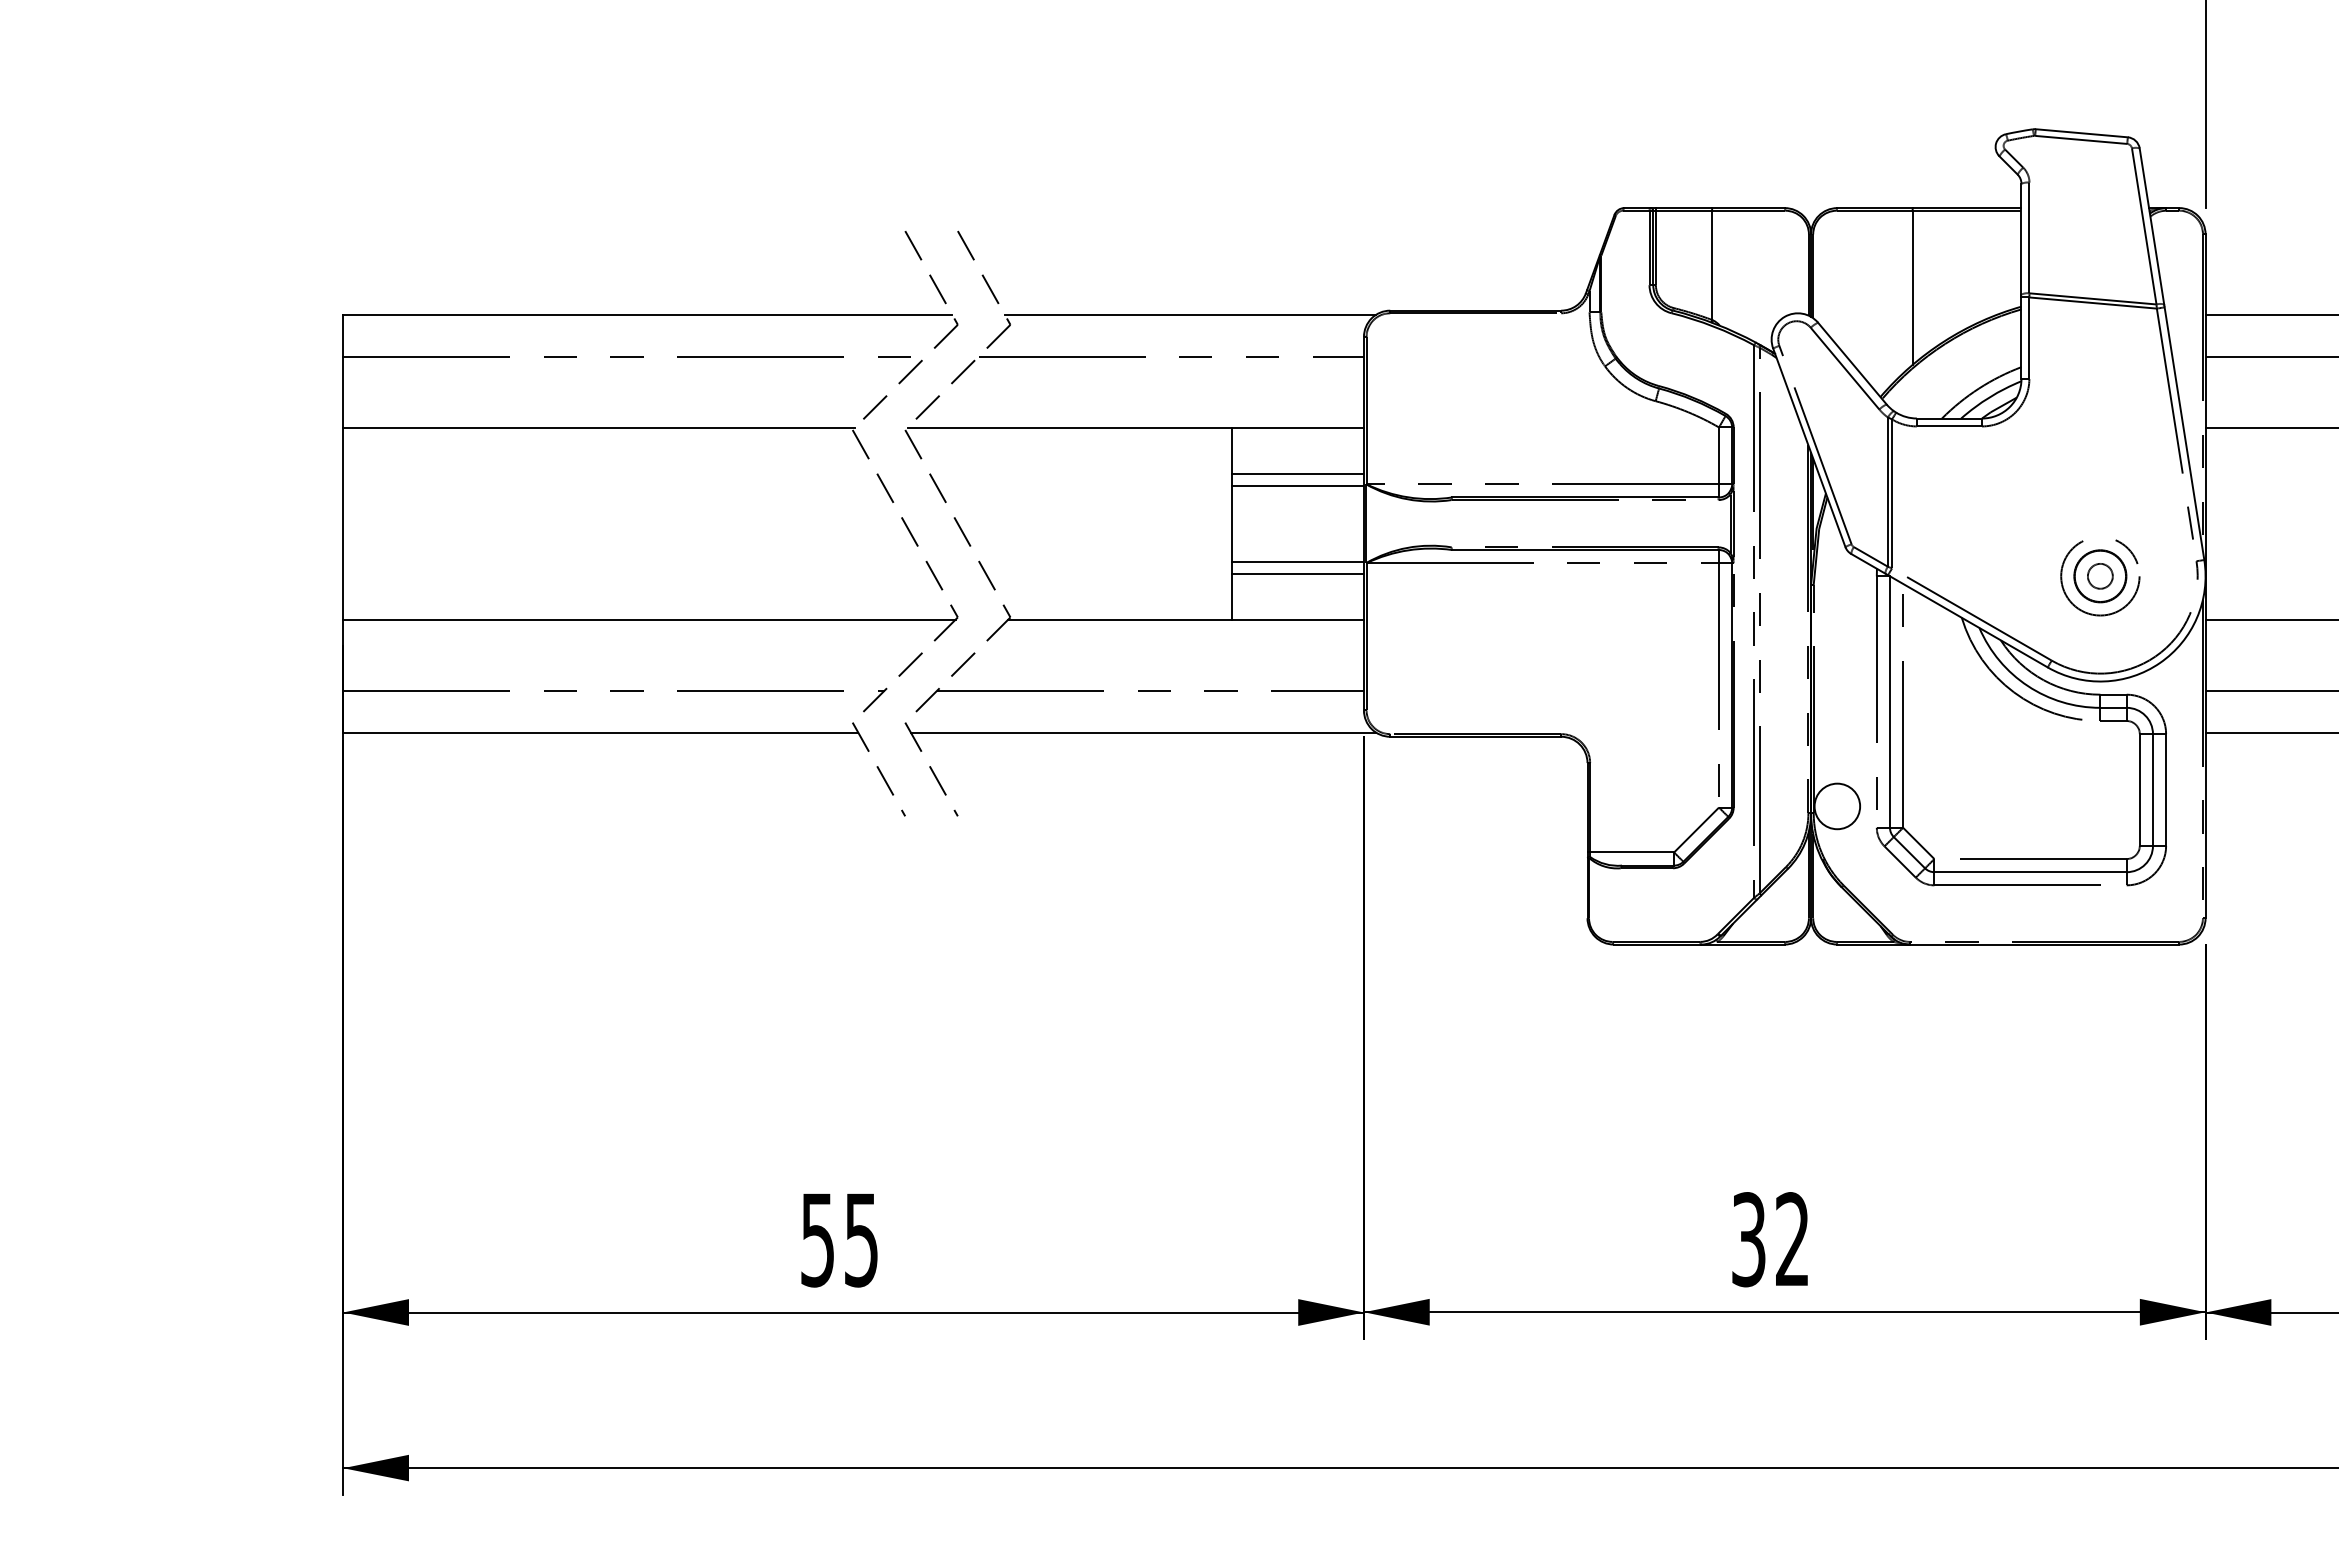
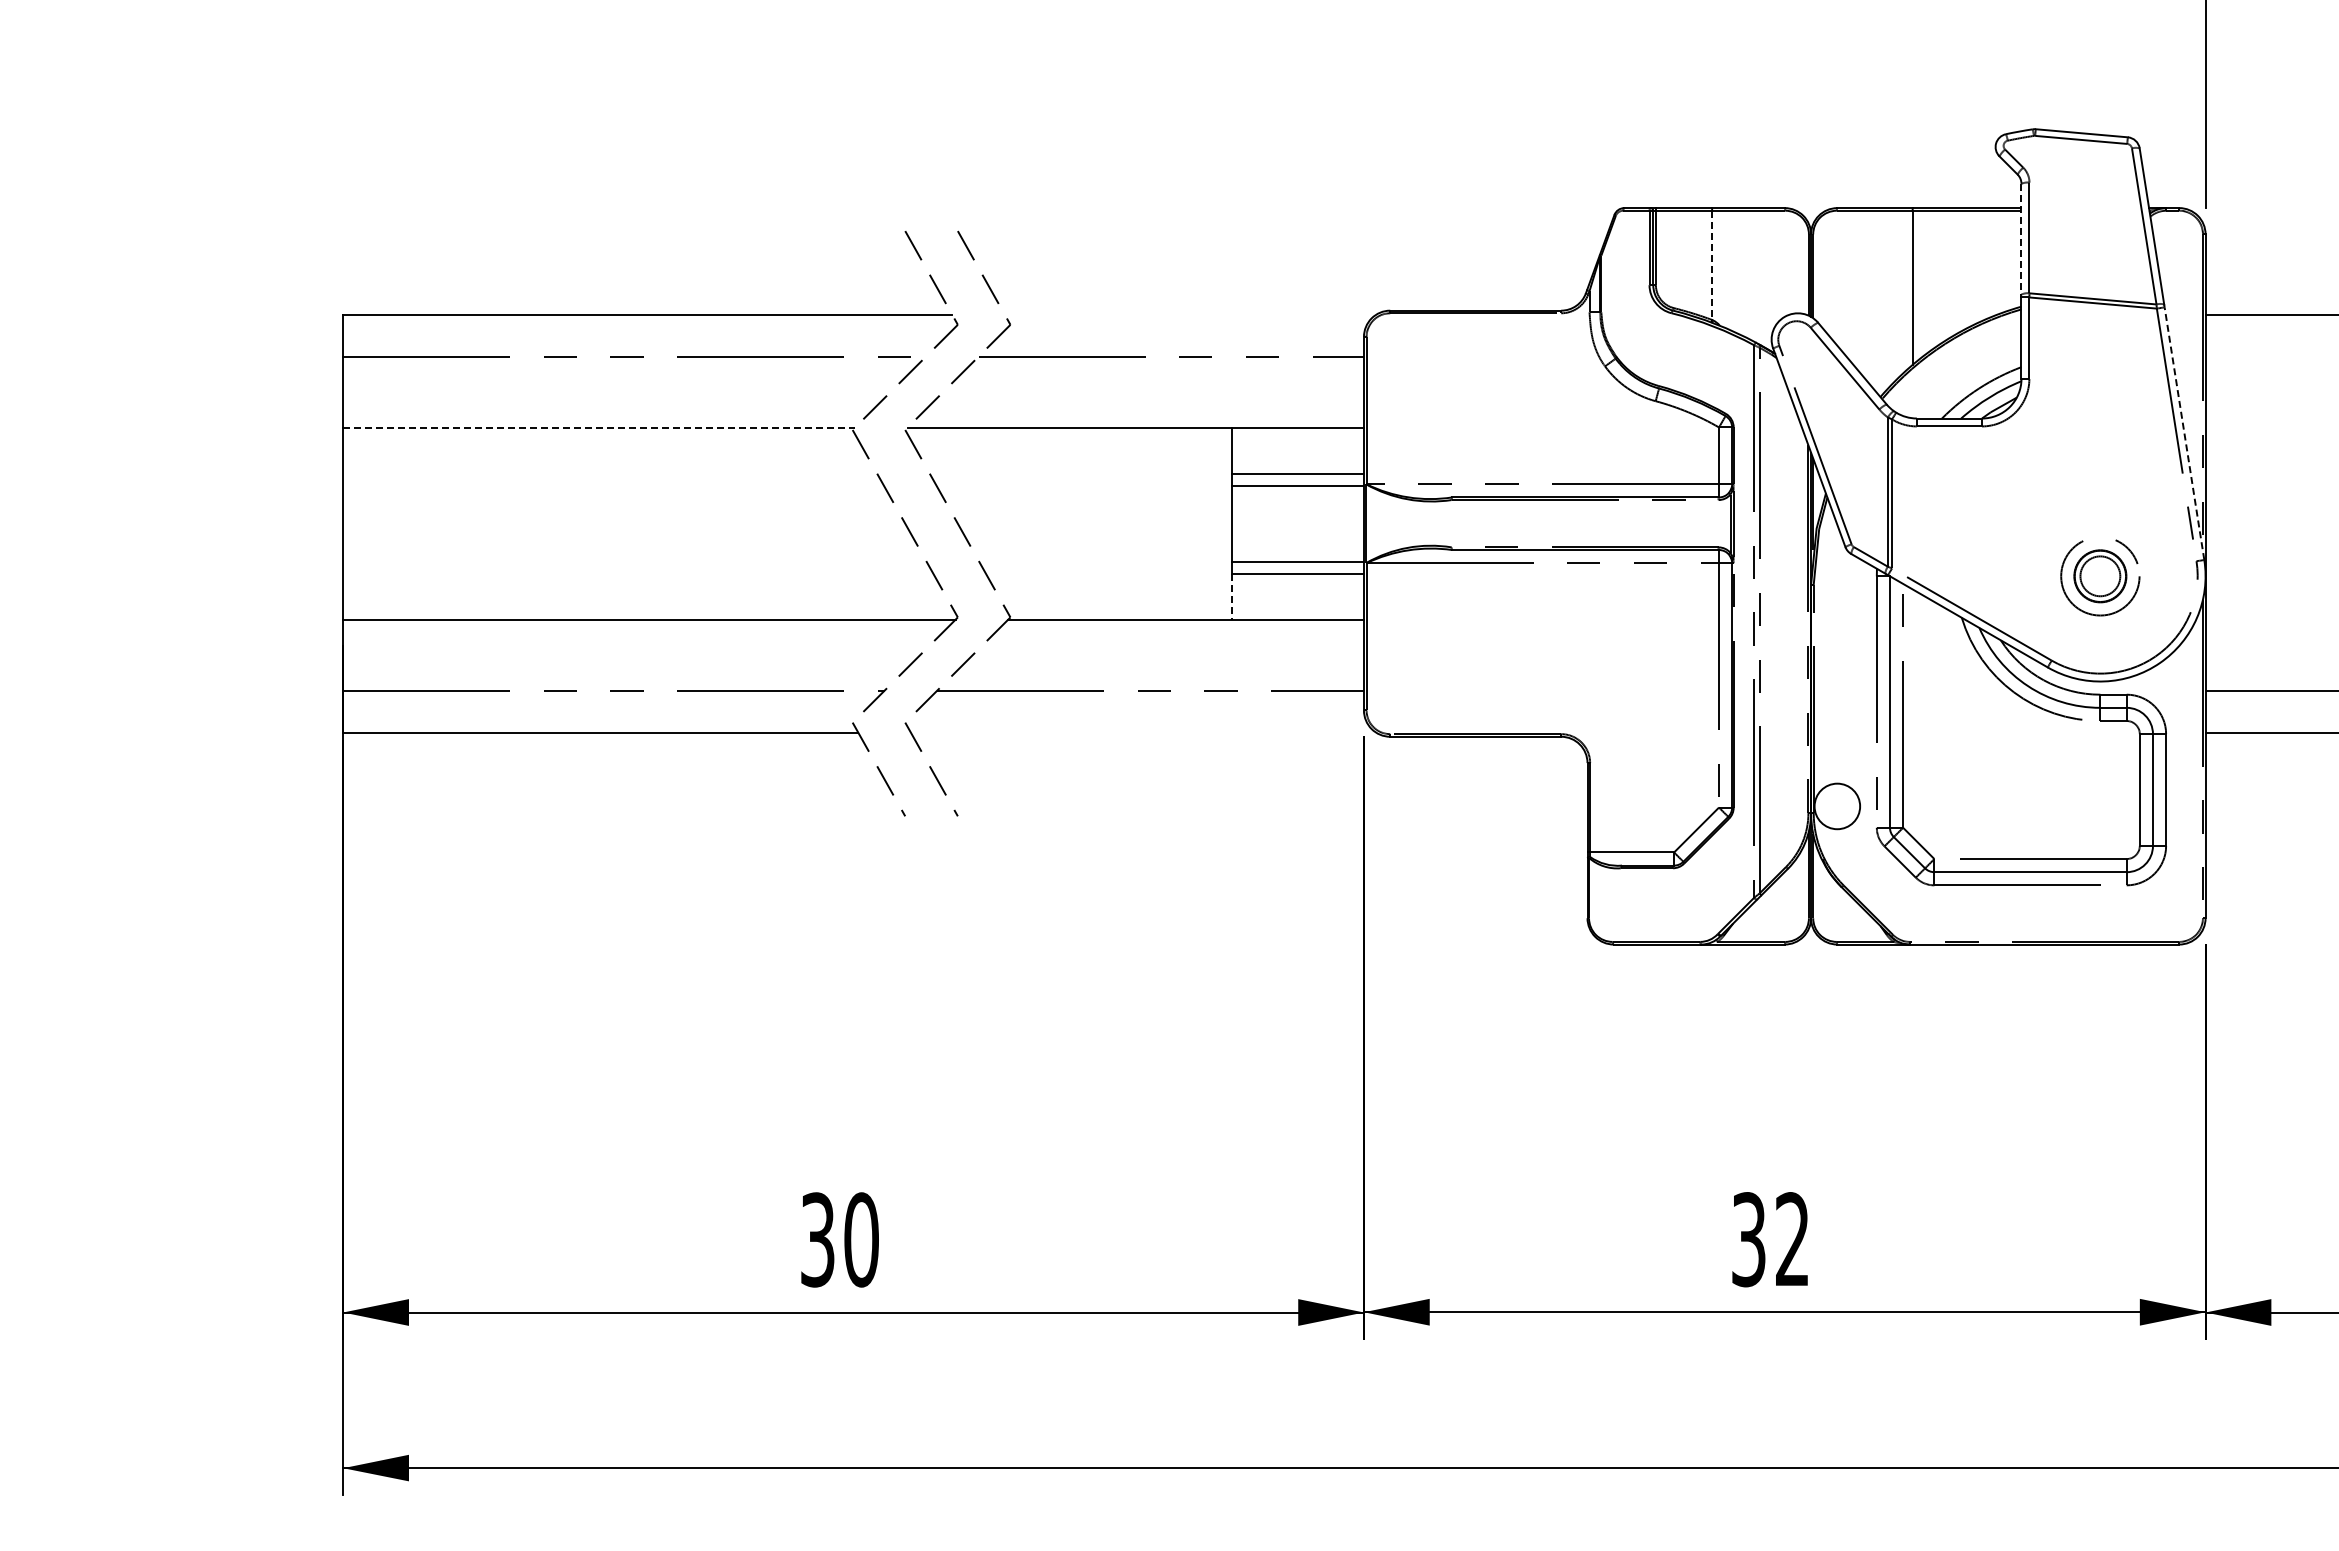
line: solid -> dashed (2021, 239)
line: solid -> dashed (1712, 265)
line: present -> none (1190, 314)
line: present -> none (2270, 356)
line: solid -> dashed (599, 427)
line: present -> none (2270, 427)
line: solid -> dashed (2184, 433)
circle diameter: 25 px -> 40 px (2100, 576)
line: solid -> dashed (1232, 597)
line: present -> none (2270, 619)
line: present -> none (1143, 732)
text: 55 -> 30 (839, 1239)
